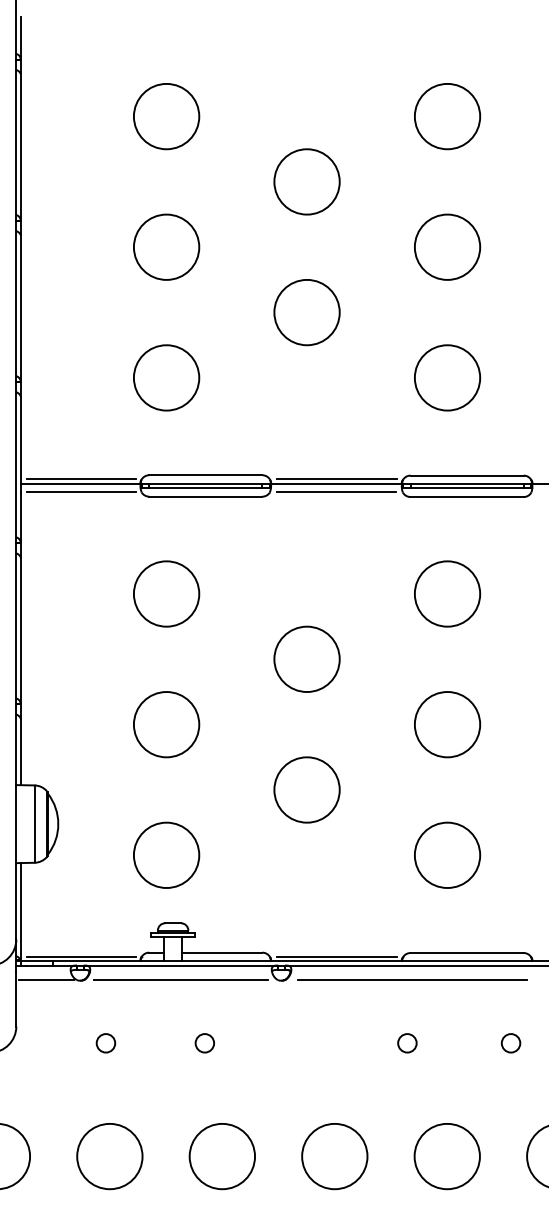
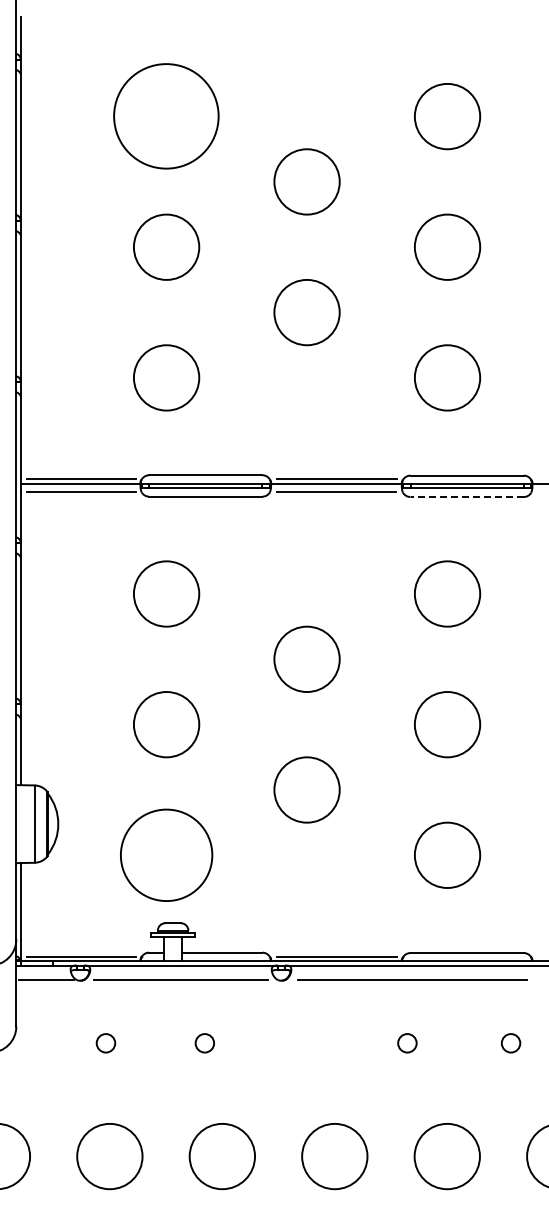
circle size: 68x68 px -> 107x107 px (166, 116)
line: solid -> dashed (467, 497)
circle diameter: 65 px -> 91 px (166, 855)
